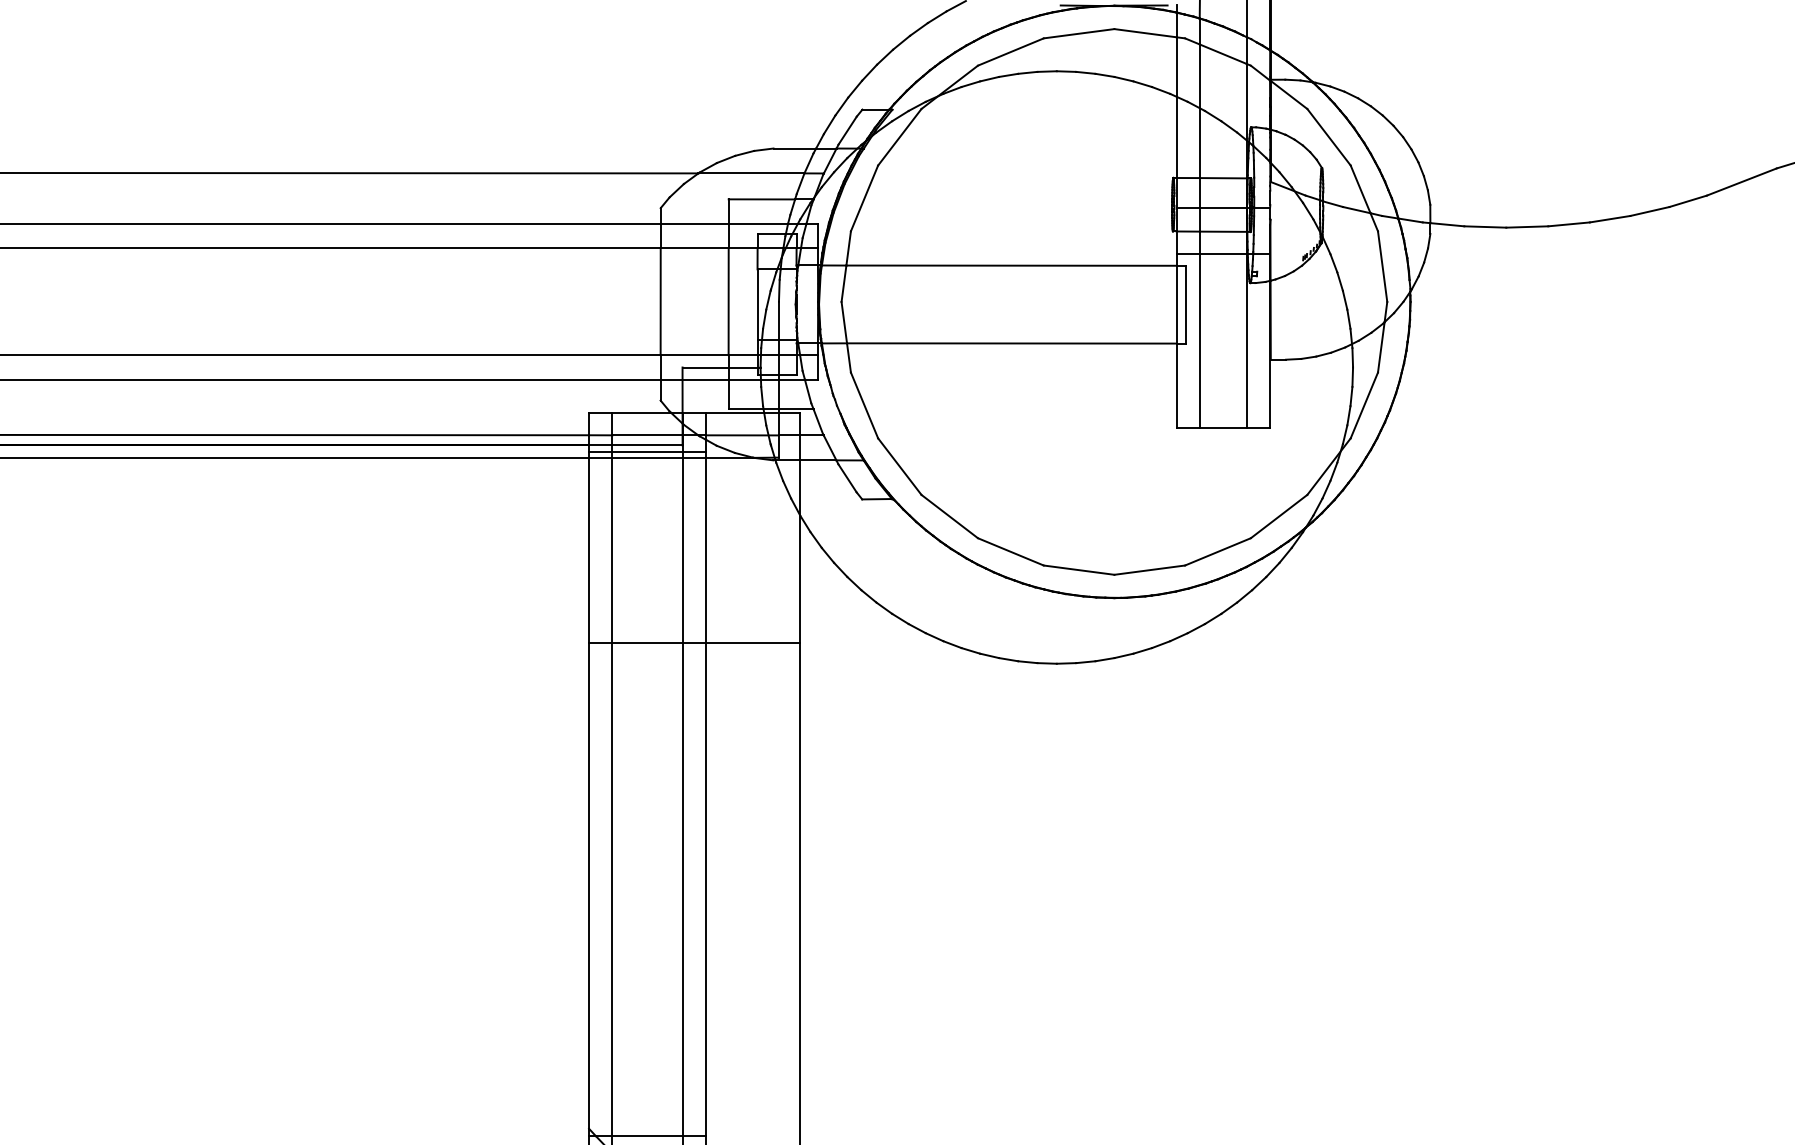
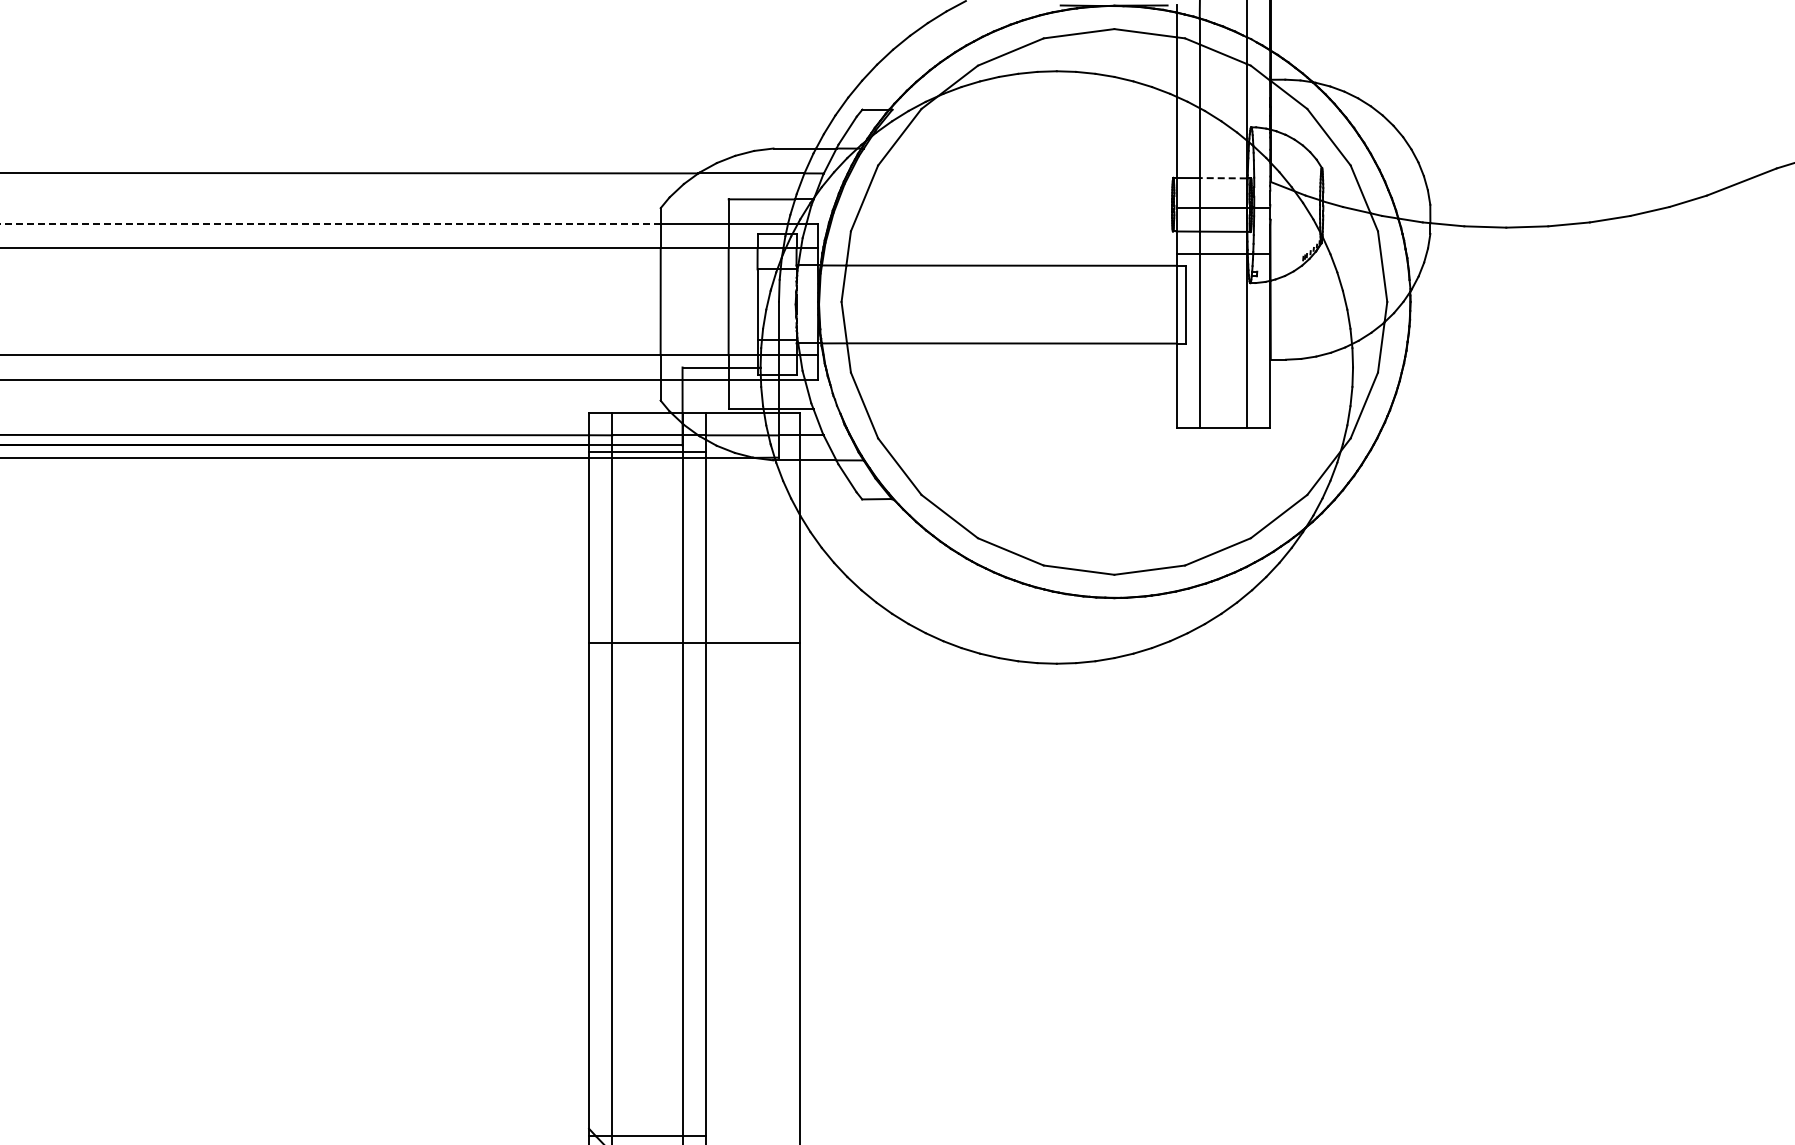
line: solid -> dashed (1222, 178)
line: solid -> dashed (330, 223)
